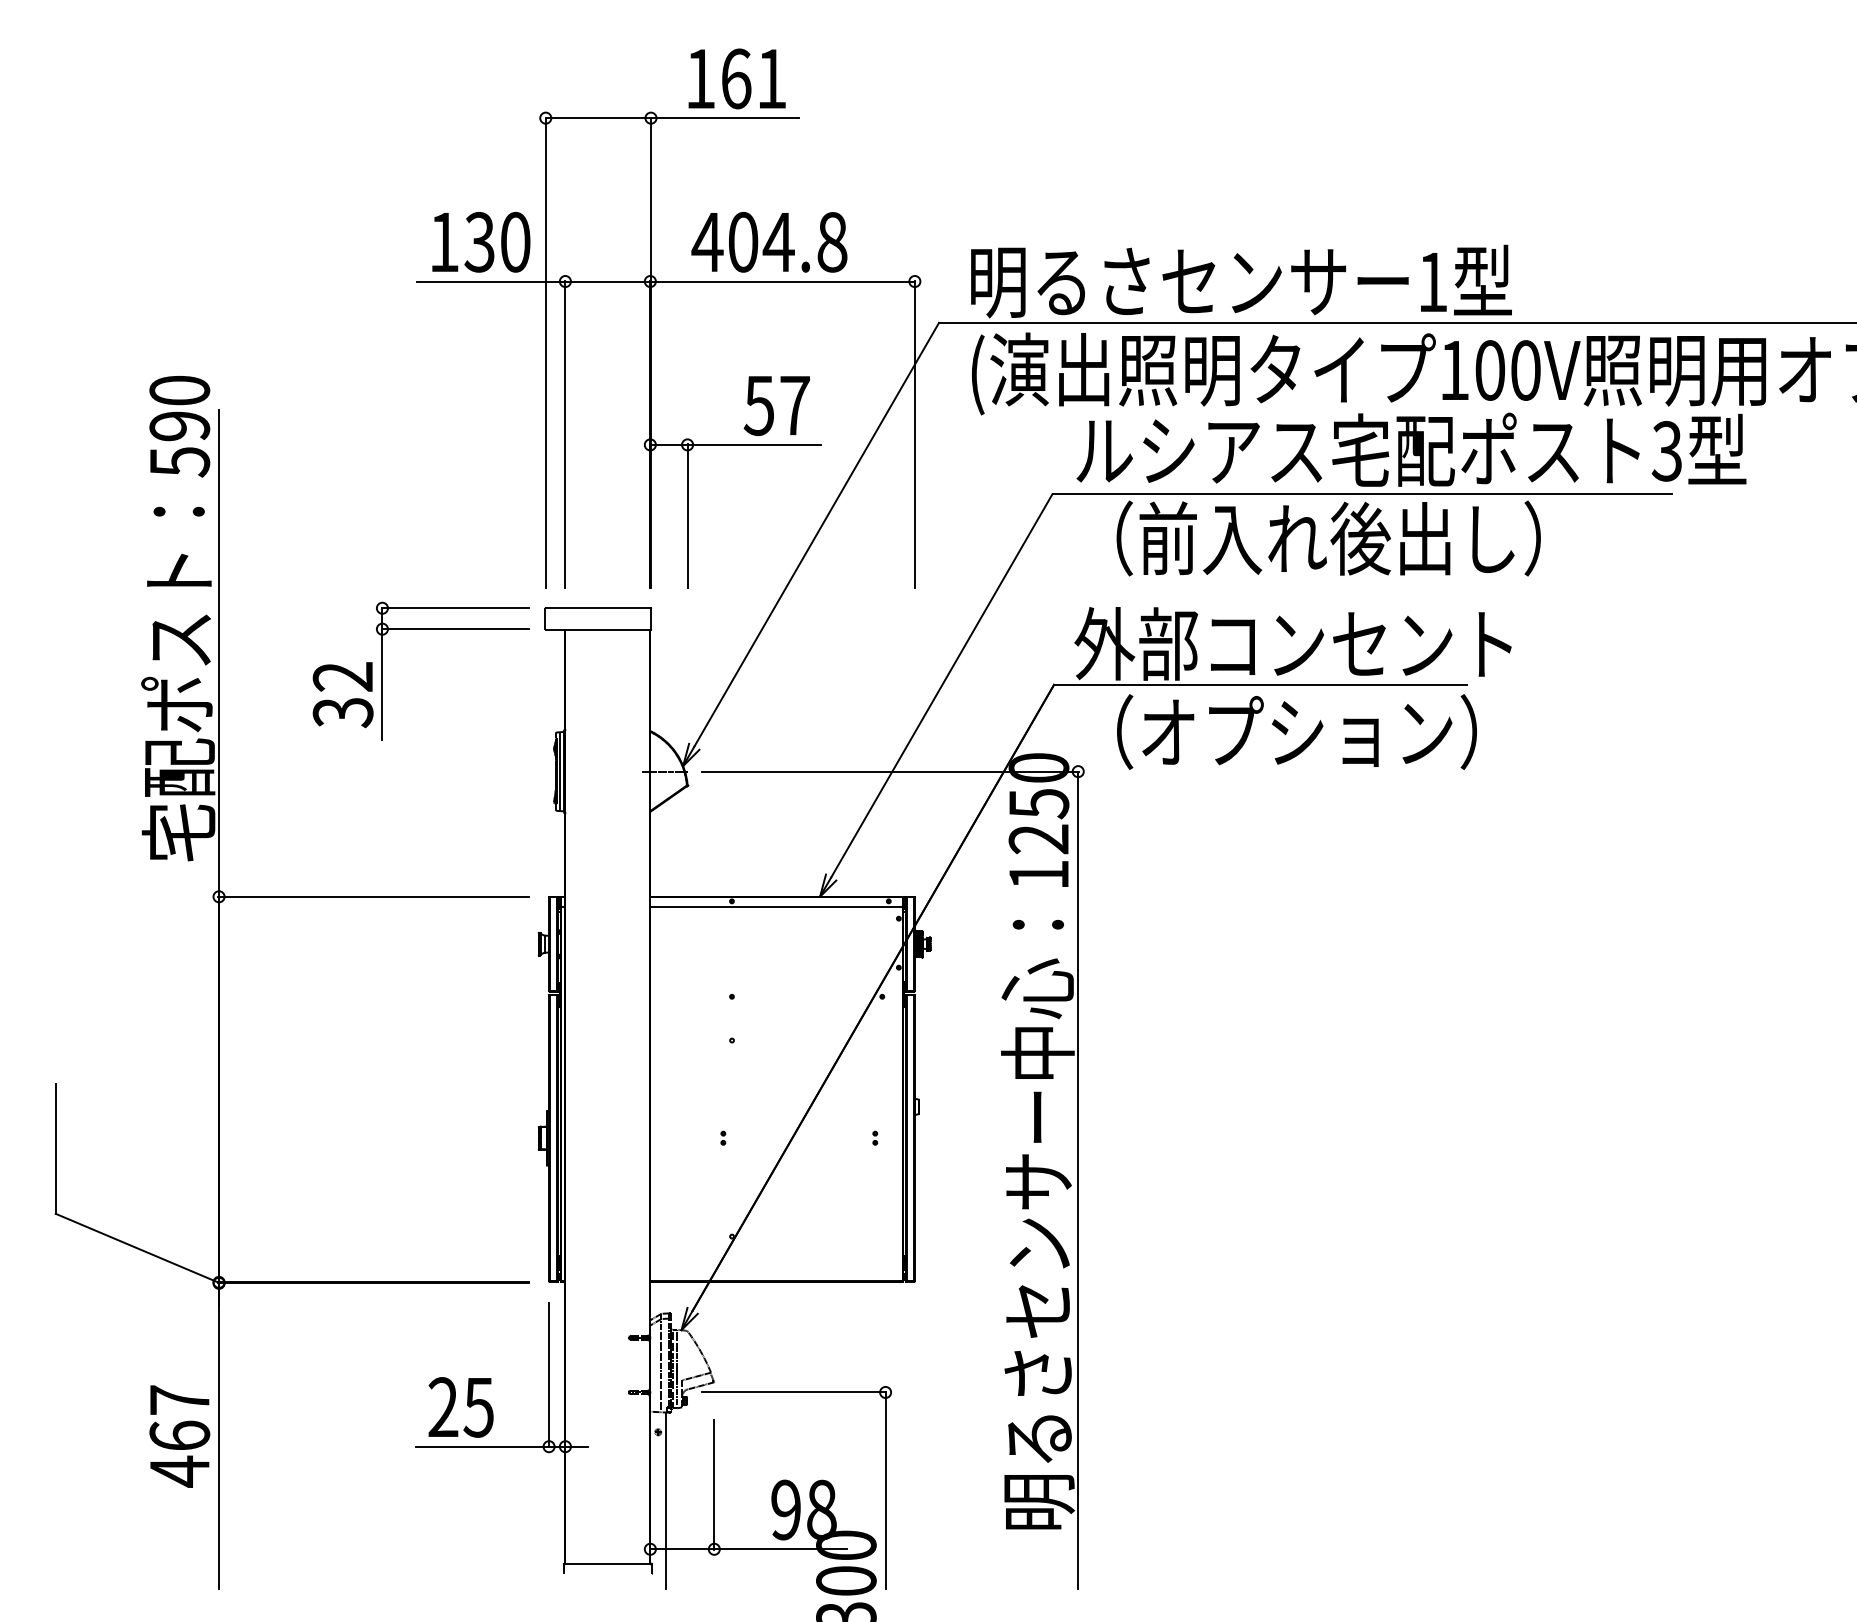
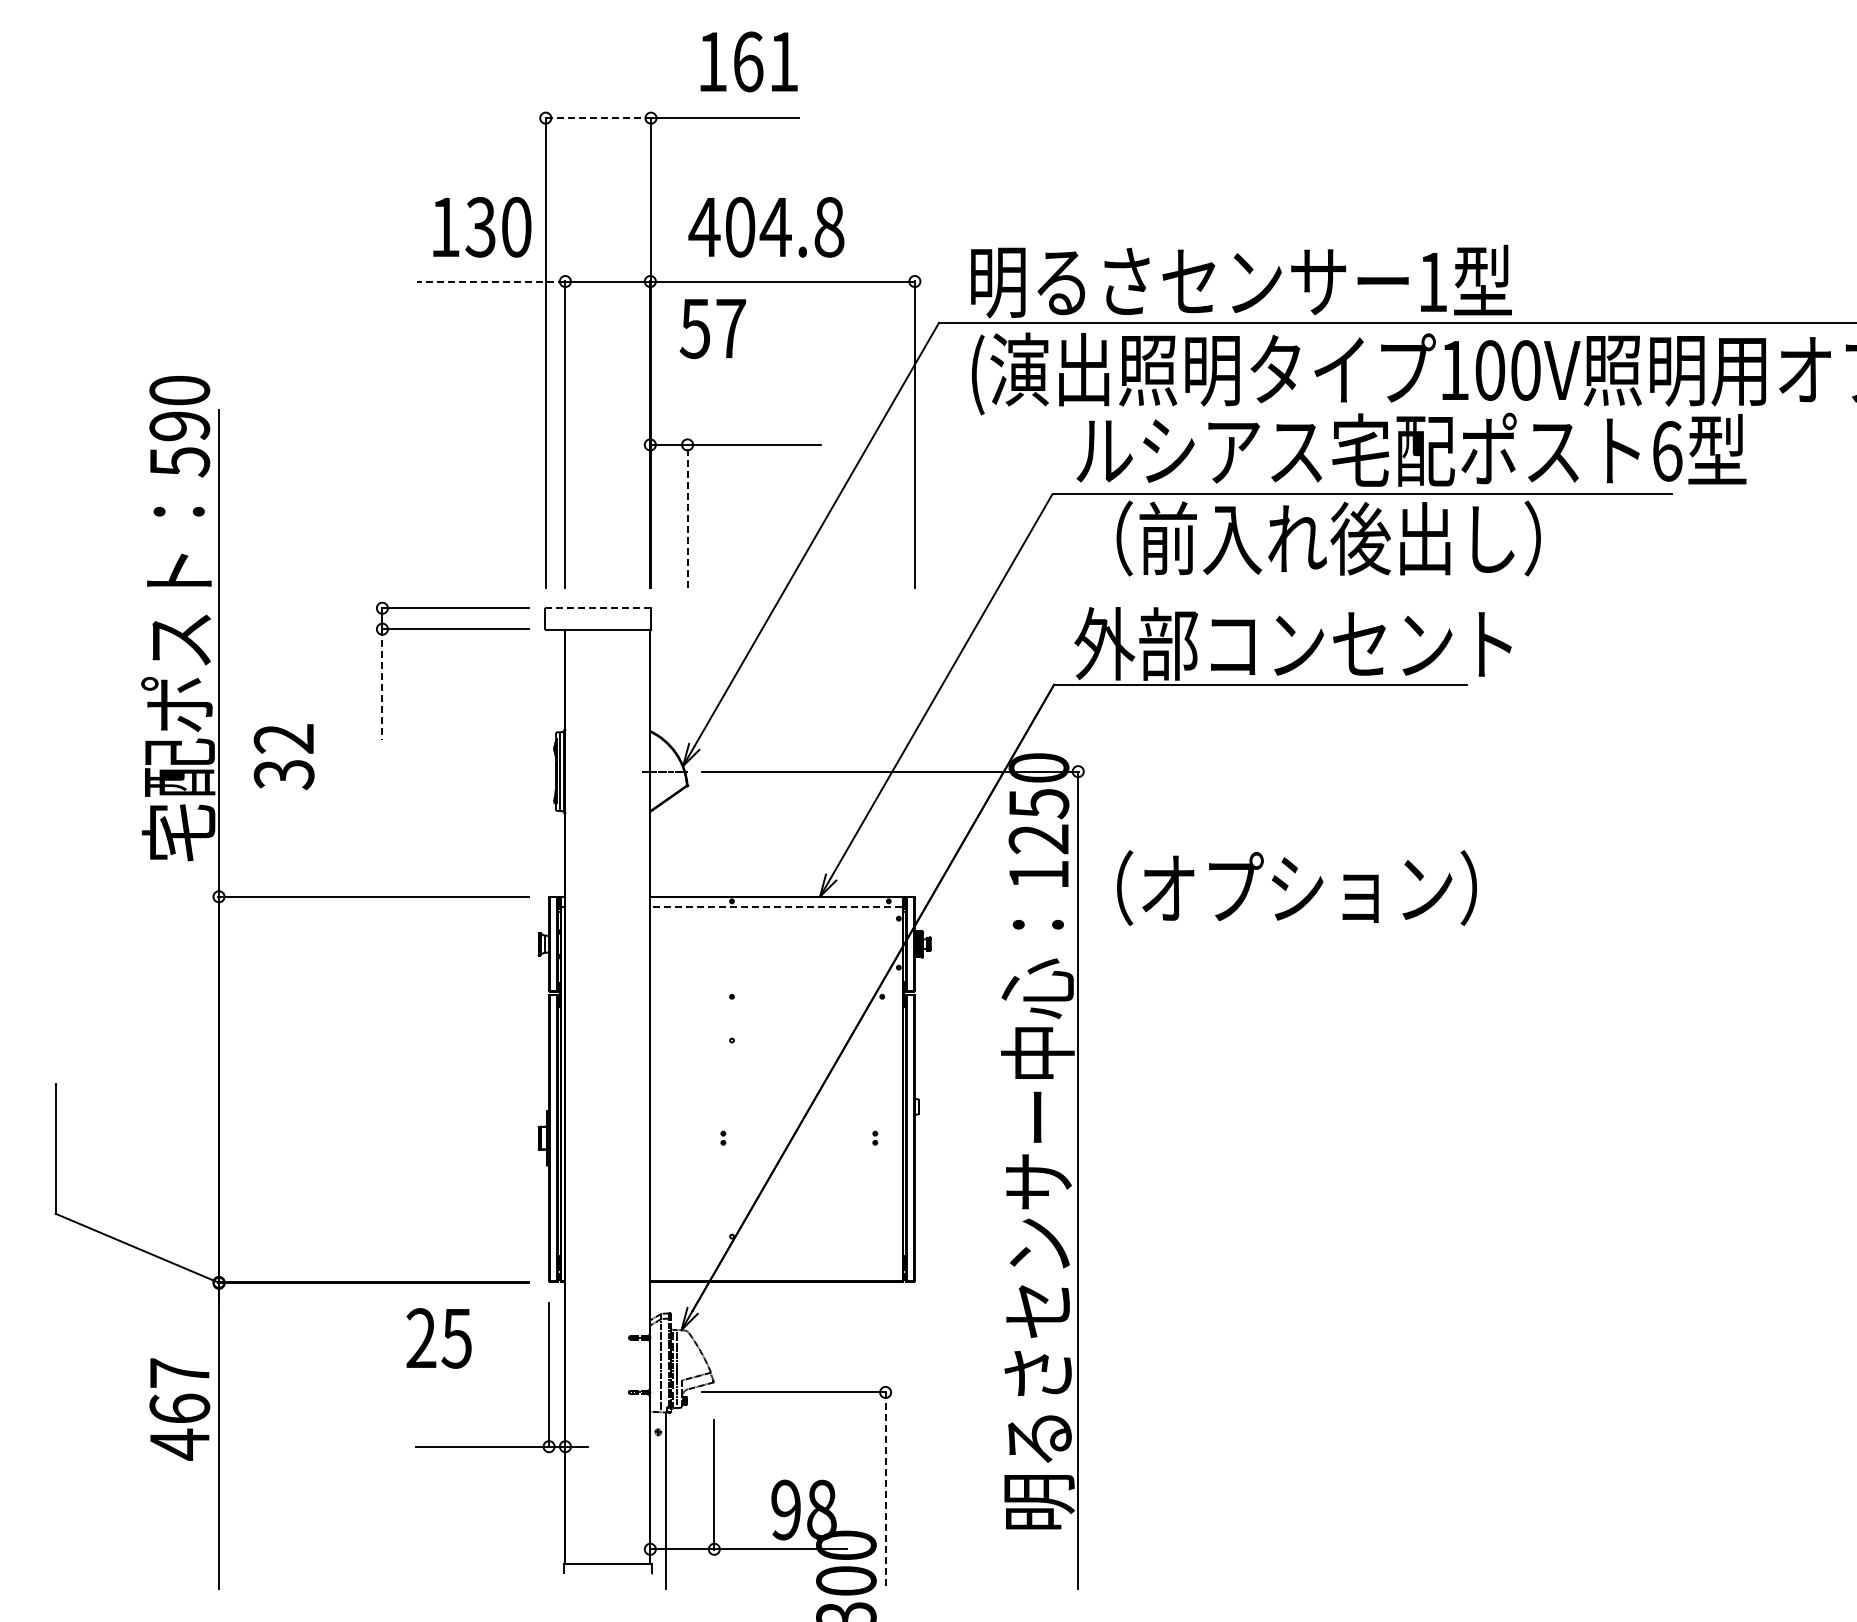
text position: (736, 78) -> (748, 61) (748, 61)
line: solid -> dashed (598, 118)
text position: (481, 242) -> (482, 227) (482, 227)
text position: (769, 242) -> (766, 227) (766, 227)
line: solid -> dashed (490, 281)
text position: (776, 406) -> (712, 329) (712, 329)
text: 3 -> 6 (1666, 451)
line: solid -> dashed (687, 515)
line: solid -> dashed (597, 607)
line: solid -> dashed (382, 685)
text position: (342, 695) -> (283, 757) (283, 757)
text position: (1296, 731) -> (1296, 887) (1296, 887)
line: solid -> dashed (776, 906)
text position: (460, 1407) -> (438, 1338) (438, 1338)
text position: (179, 1436) -> (179, 1409) (179, 1409)
line: solid -> dashed (885, 1490)
